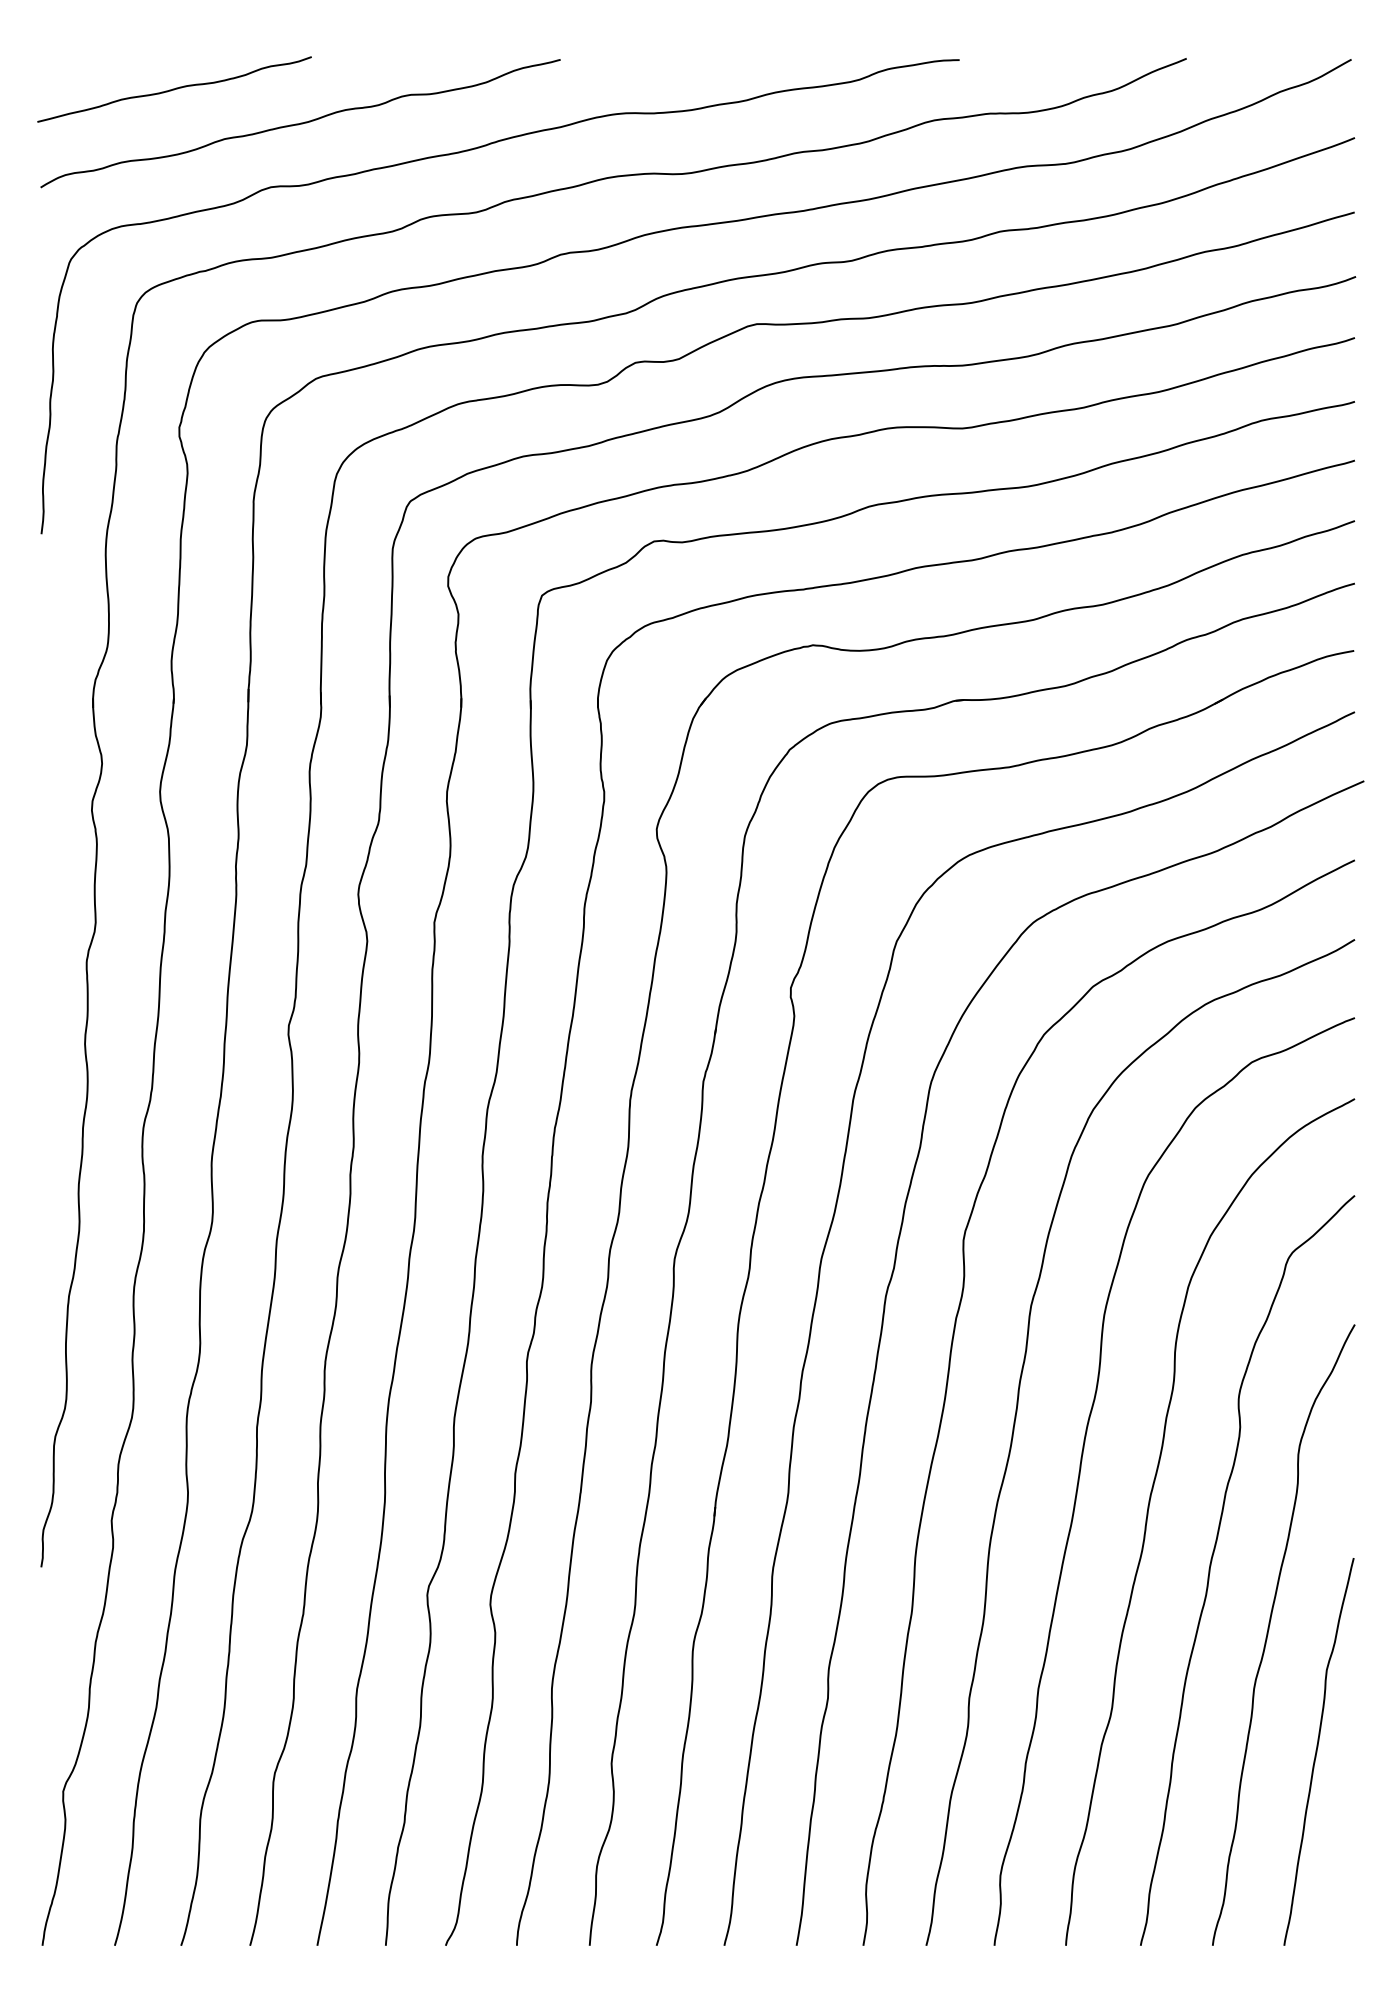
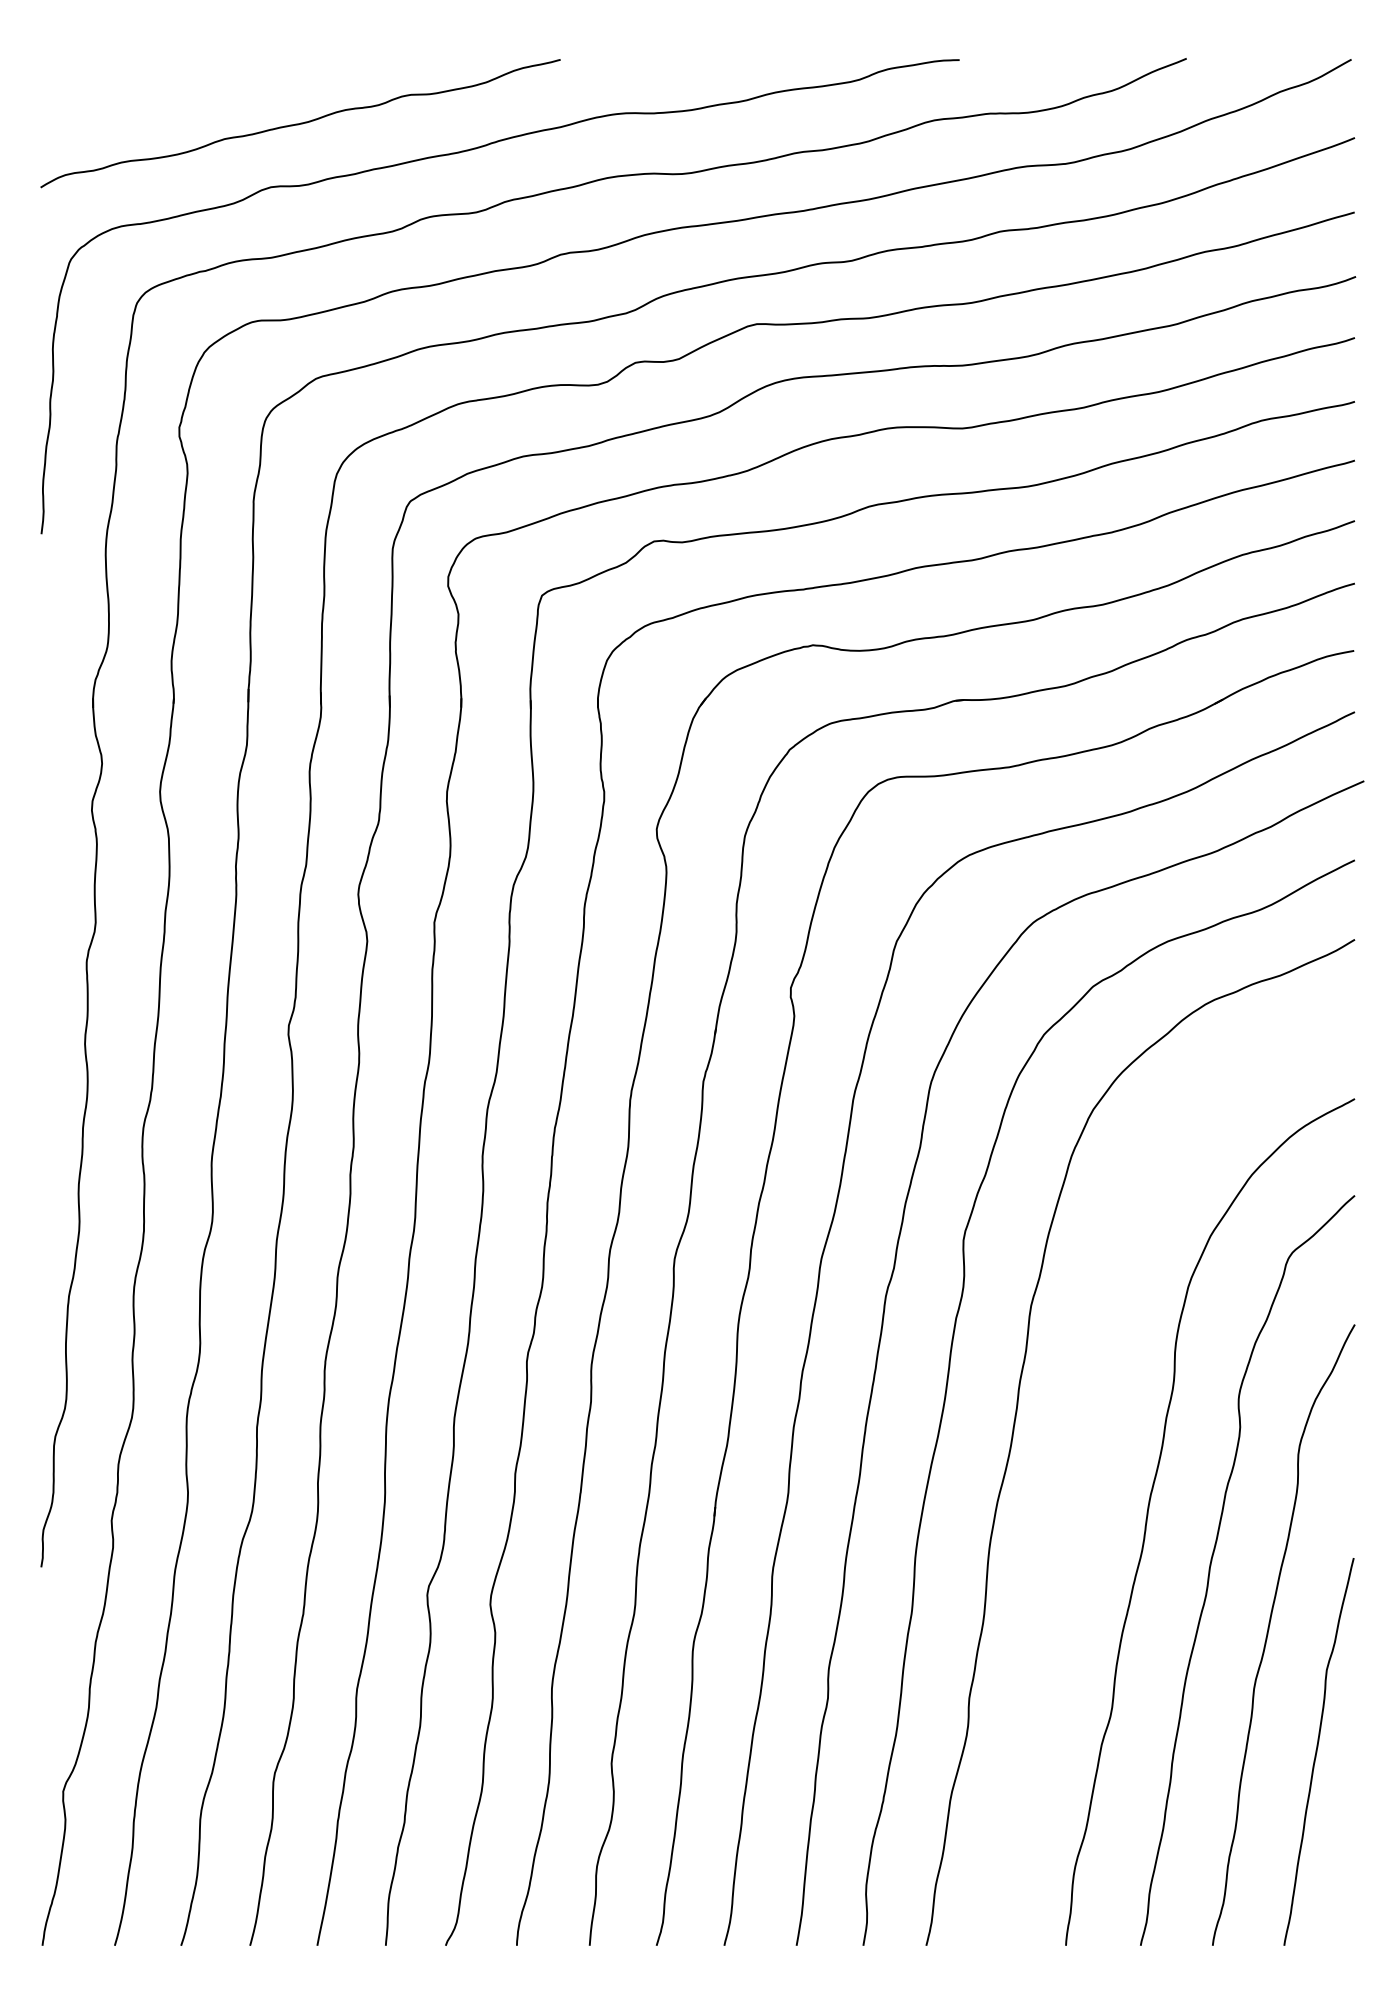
curve: present -> none (174, 89)
curve: present -> none (1081, 1469)
